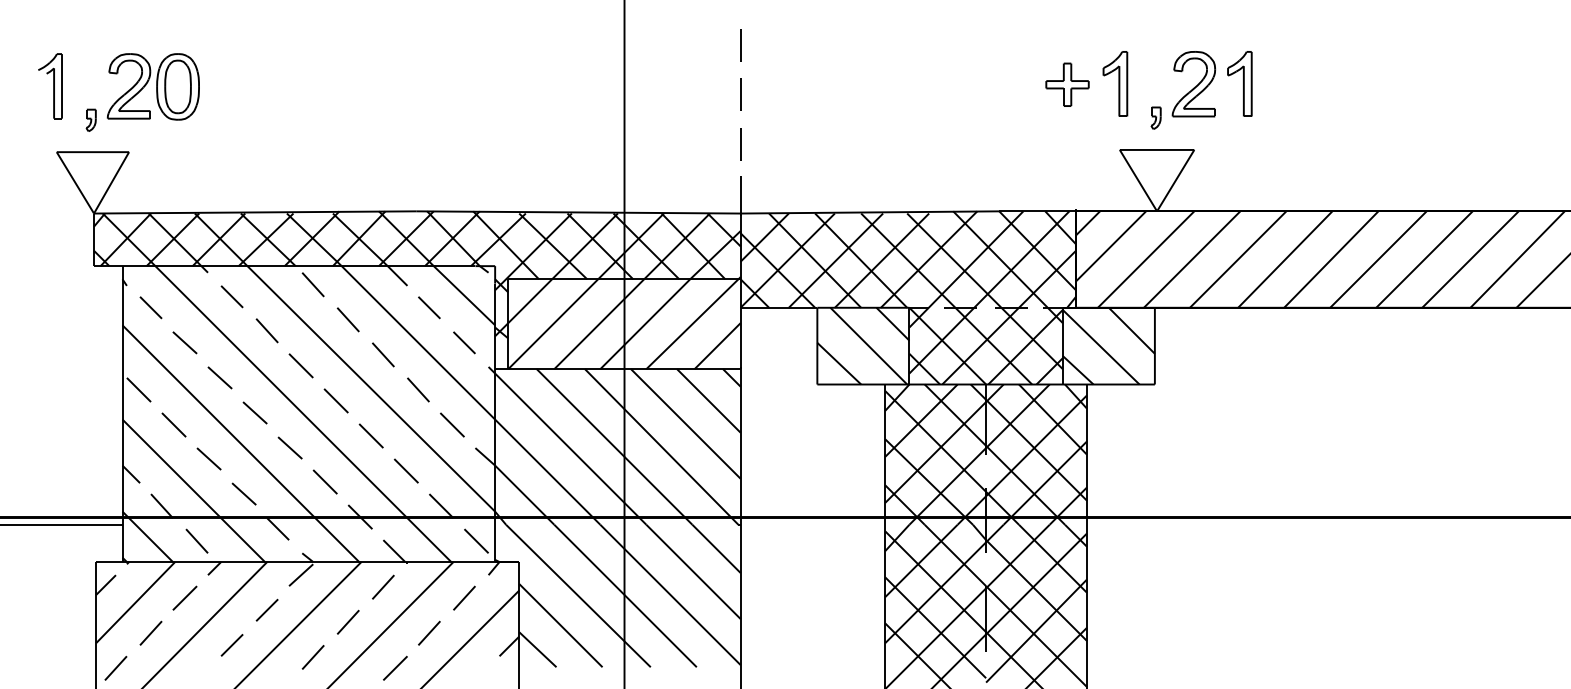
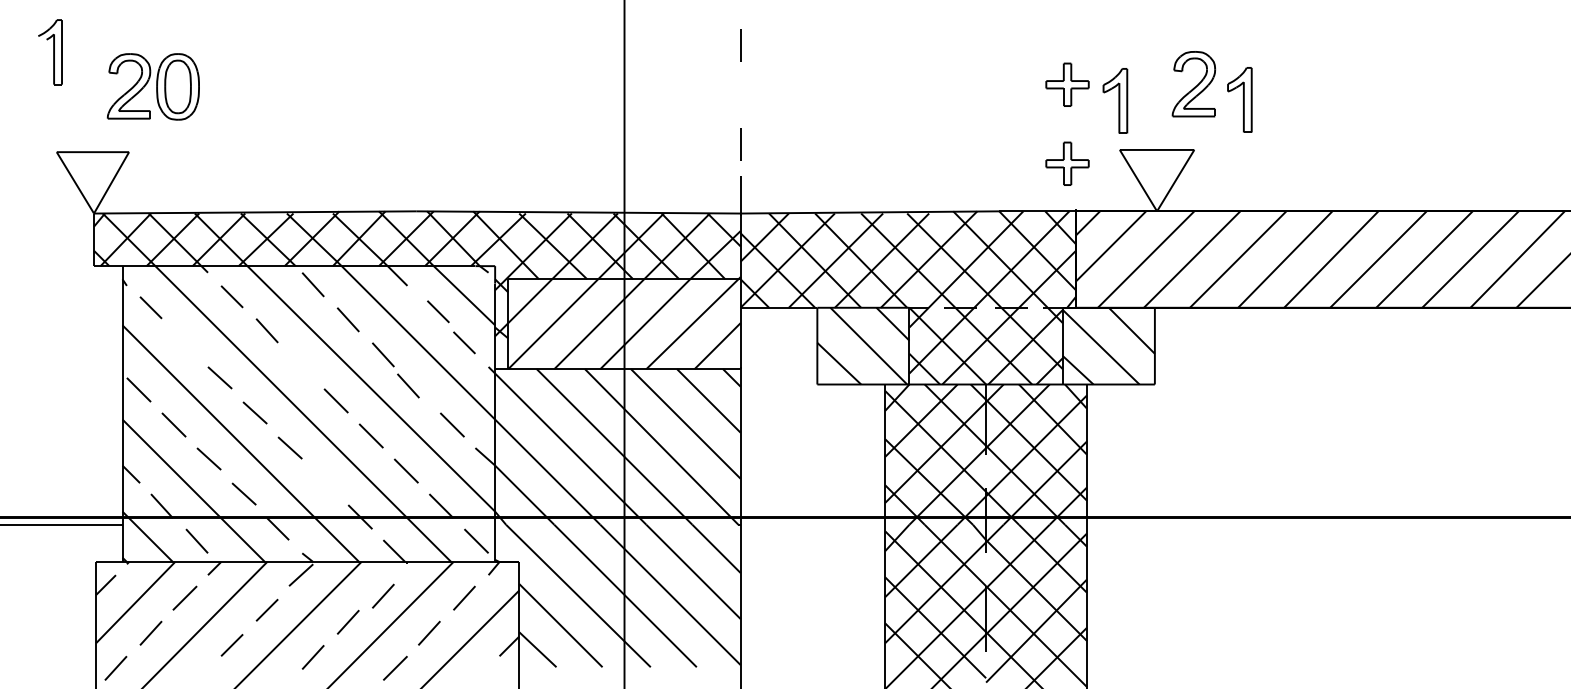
part position: (1115, 83) -> (1115, 100) (1115, 100)
part position: (1239, 83) -> (1239, 99) (1239, 99)
part position: (50, 86) -> (50, 52) (50, 52)
line: present -> none (740, 94)
part: present -> none (1155, 117)
part: present -> none (90, 119)
part: none -> present (1067, 163)
line position: (429, 307) -> (438, 311) (438, 311)
line: present -> none (184, 342)
line: present -> none (300, 365)
line position: (418, 389) -> (408, 385) (408, 385)
line: present -> none (324, 481)
line position: (383, 586) -> (383, 595) (383, 595)
